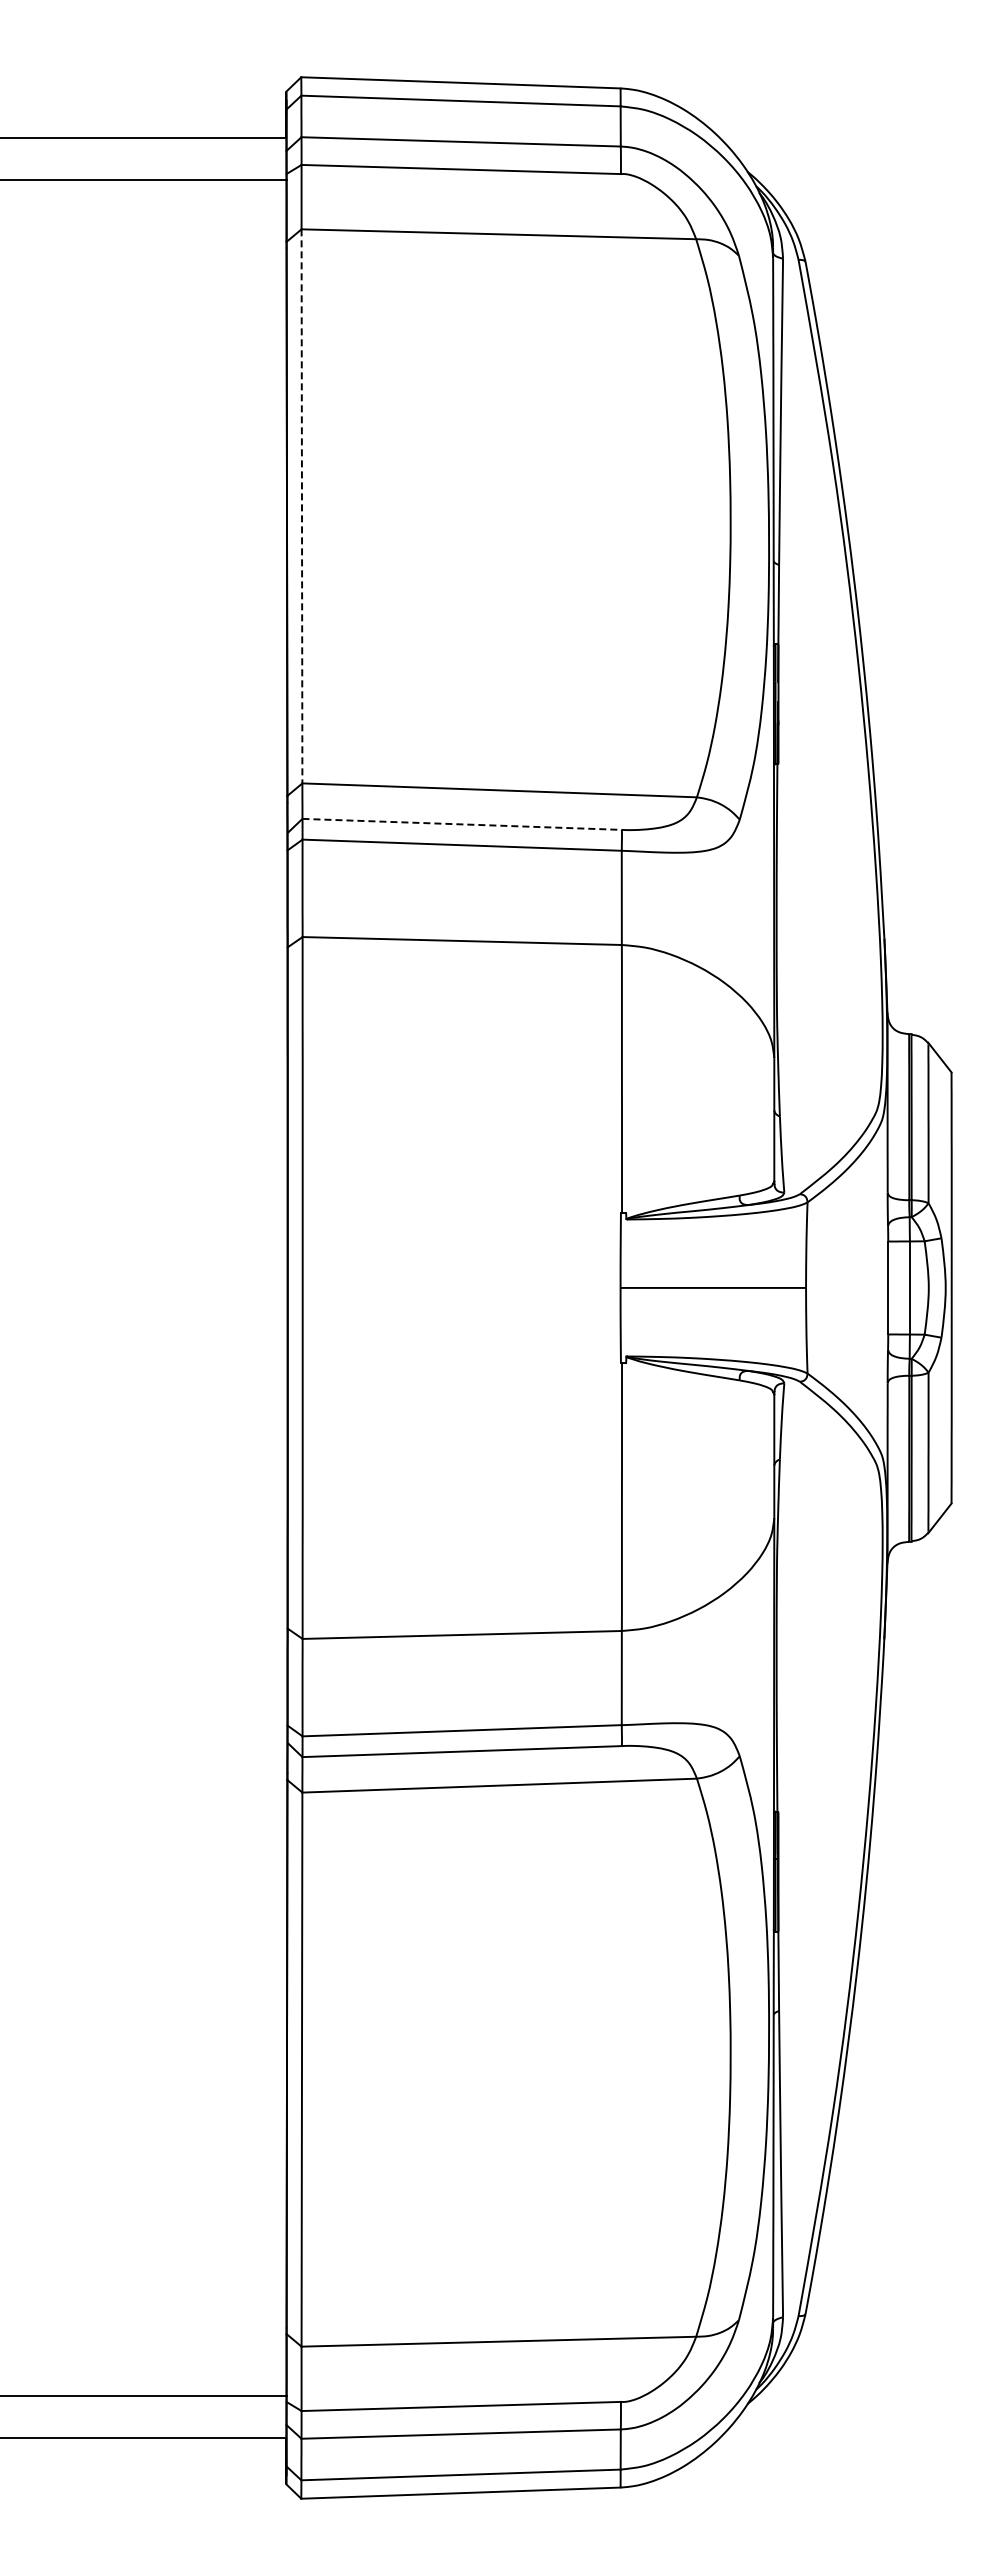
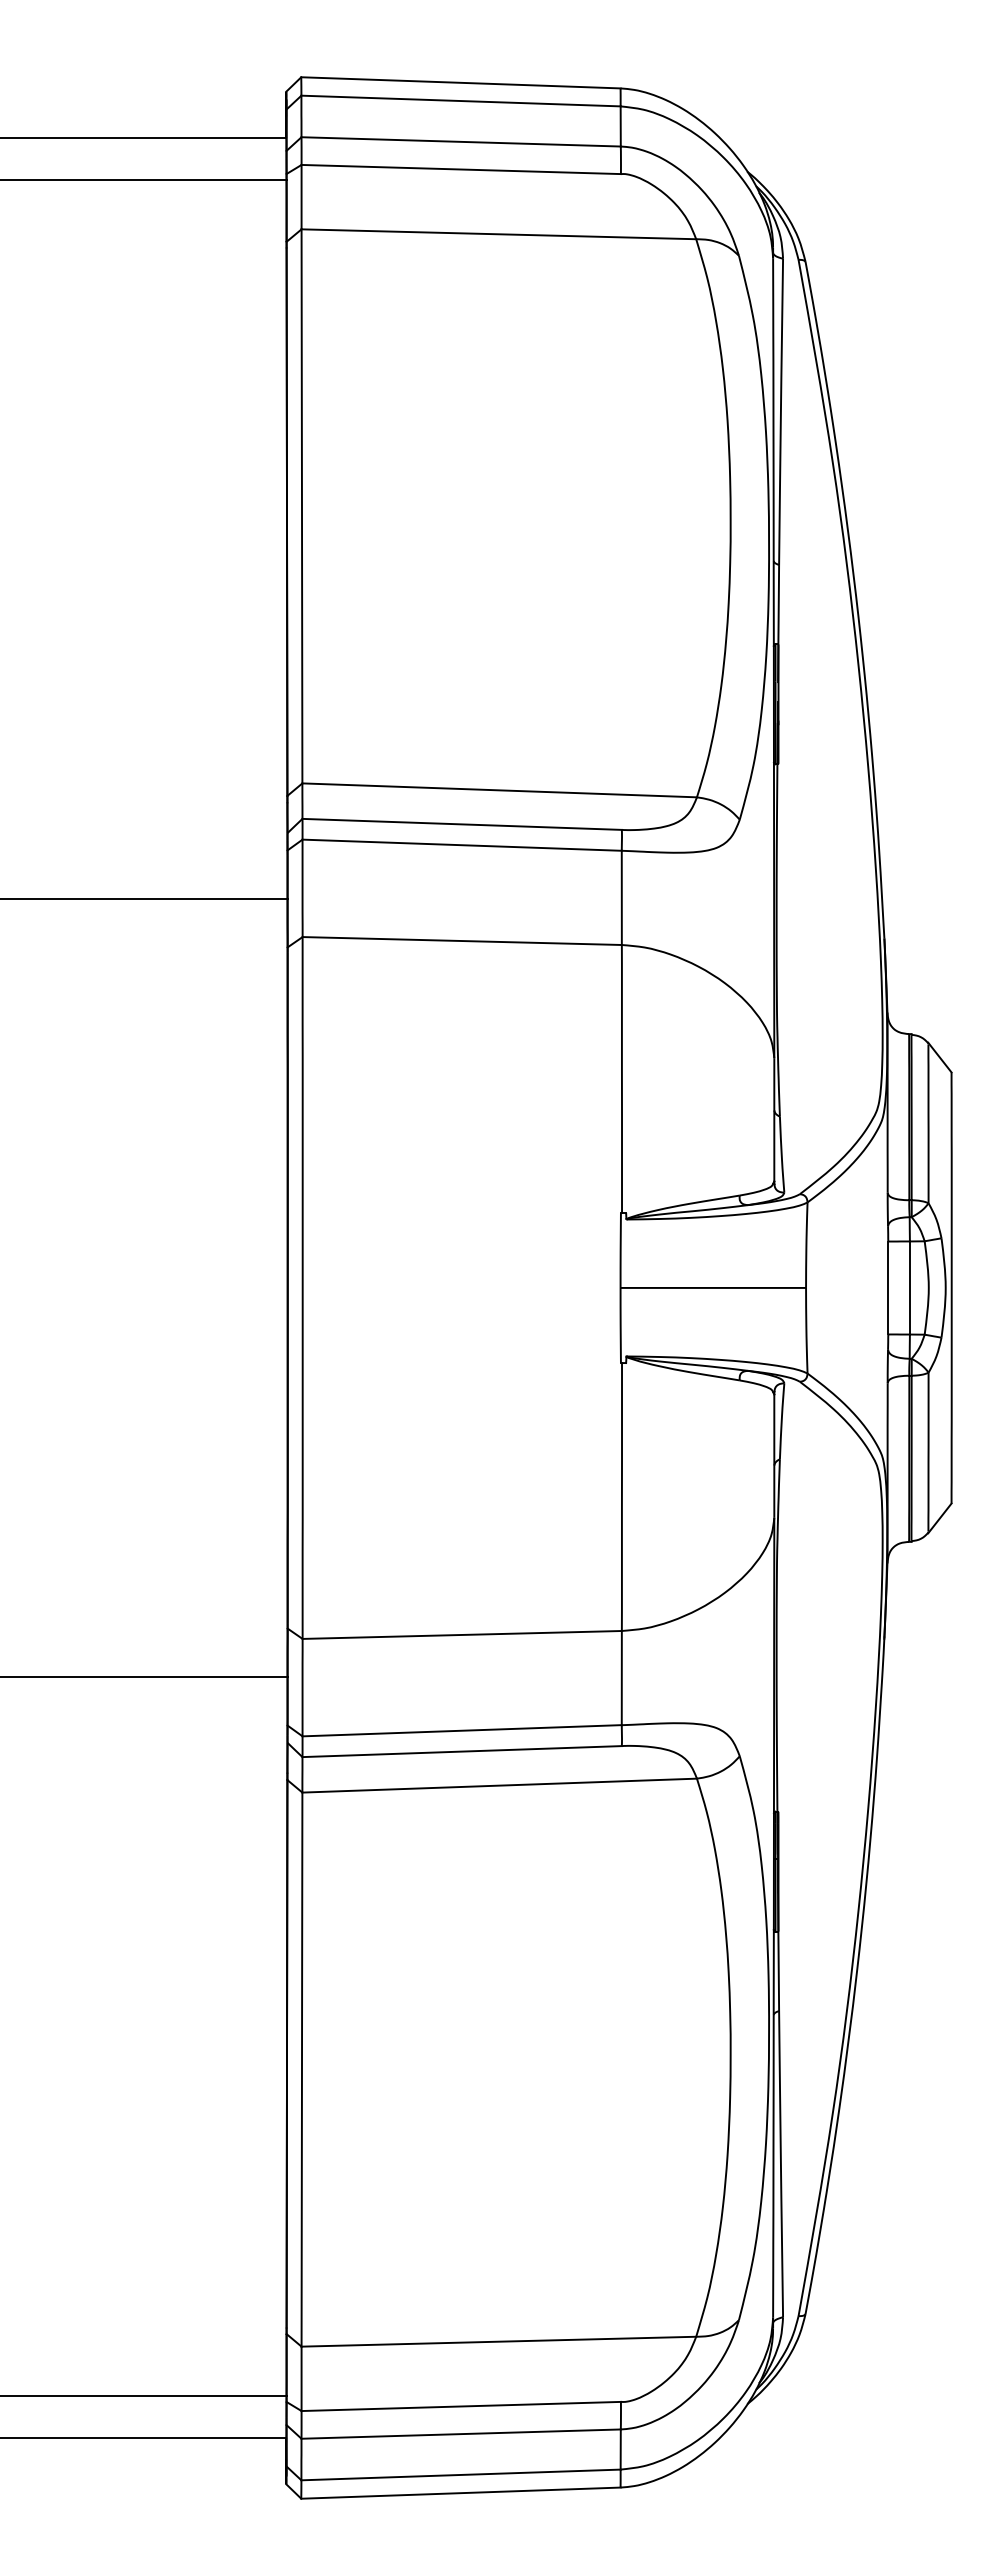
line: dashed -> solid (301, 506)
line: dashed -> solid (462, 824)
line: none -> present (144, 898)
line: none -> present (144, 1677)
